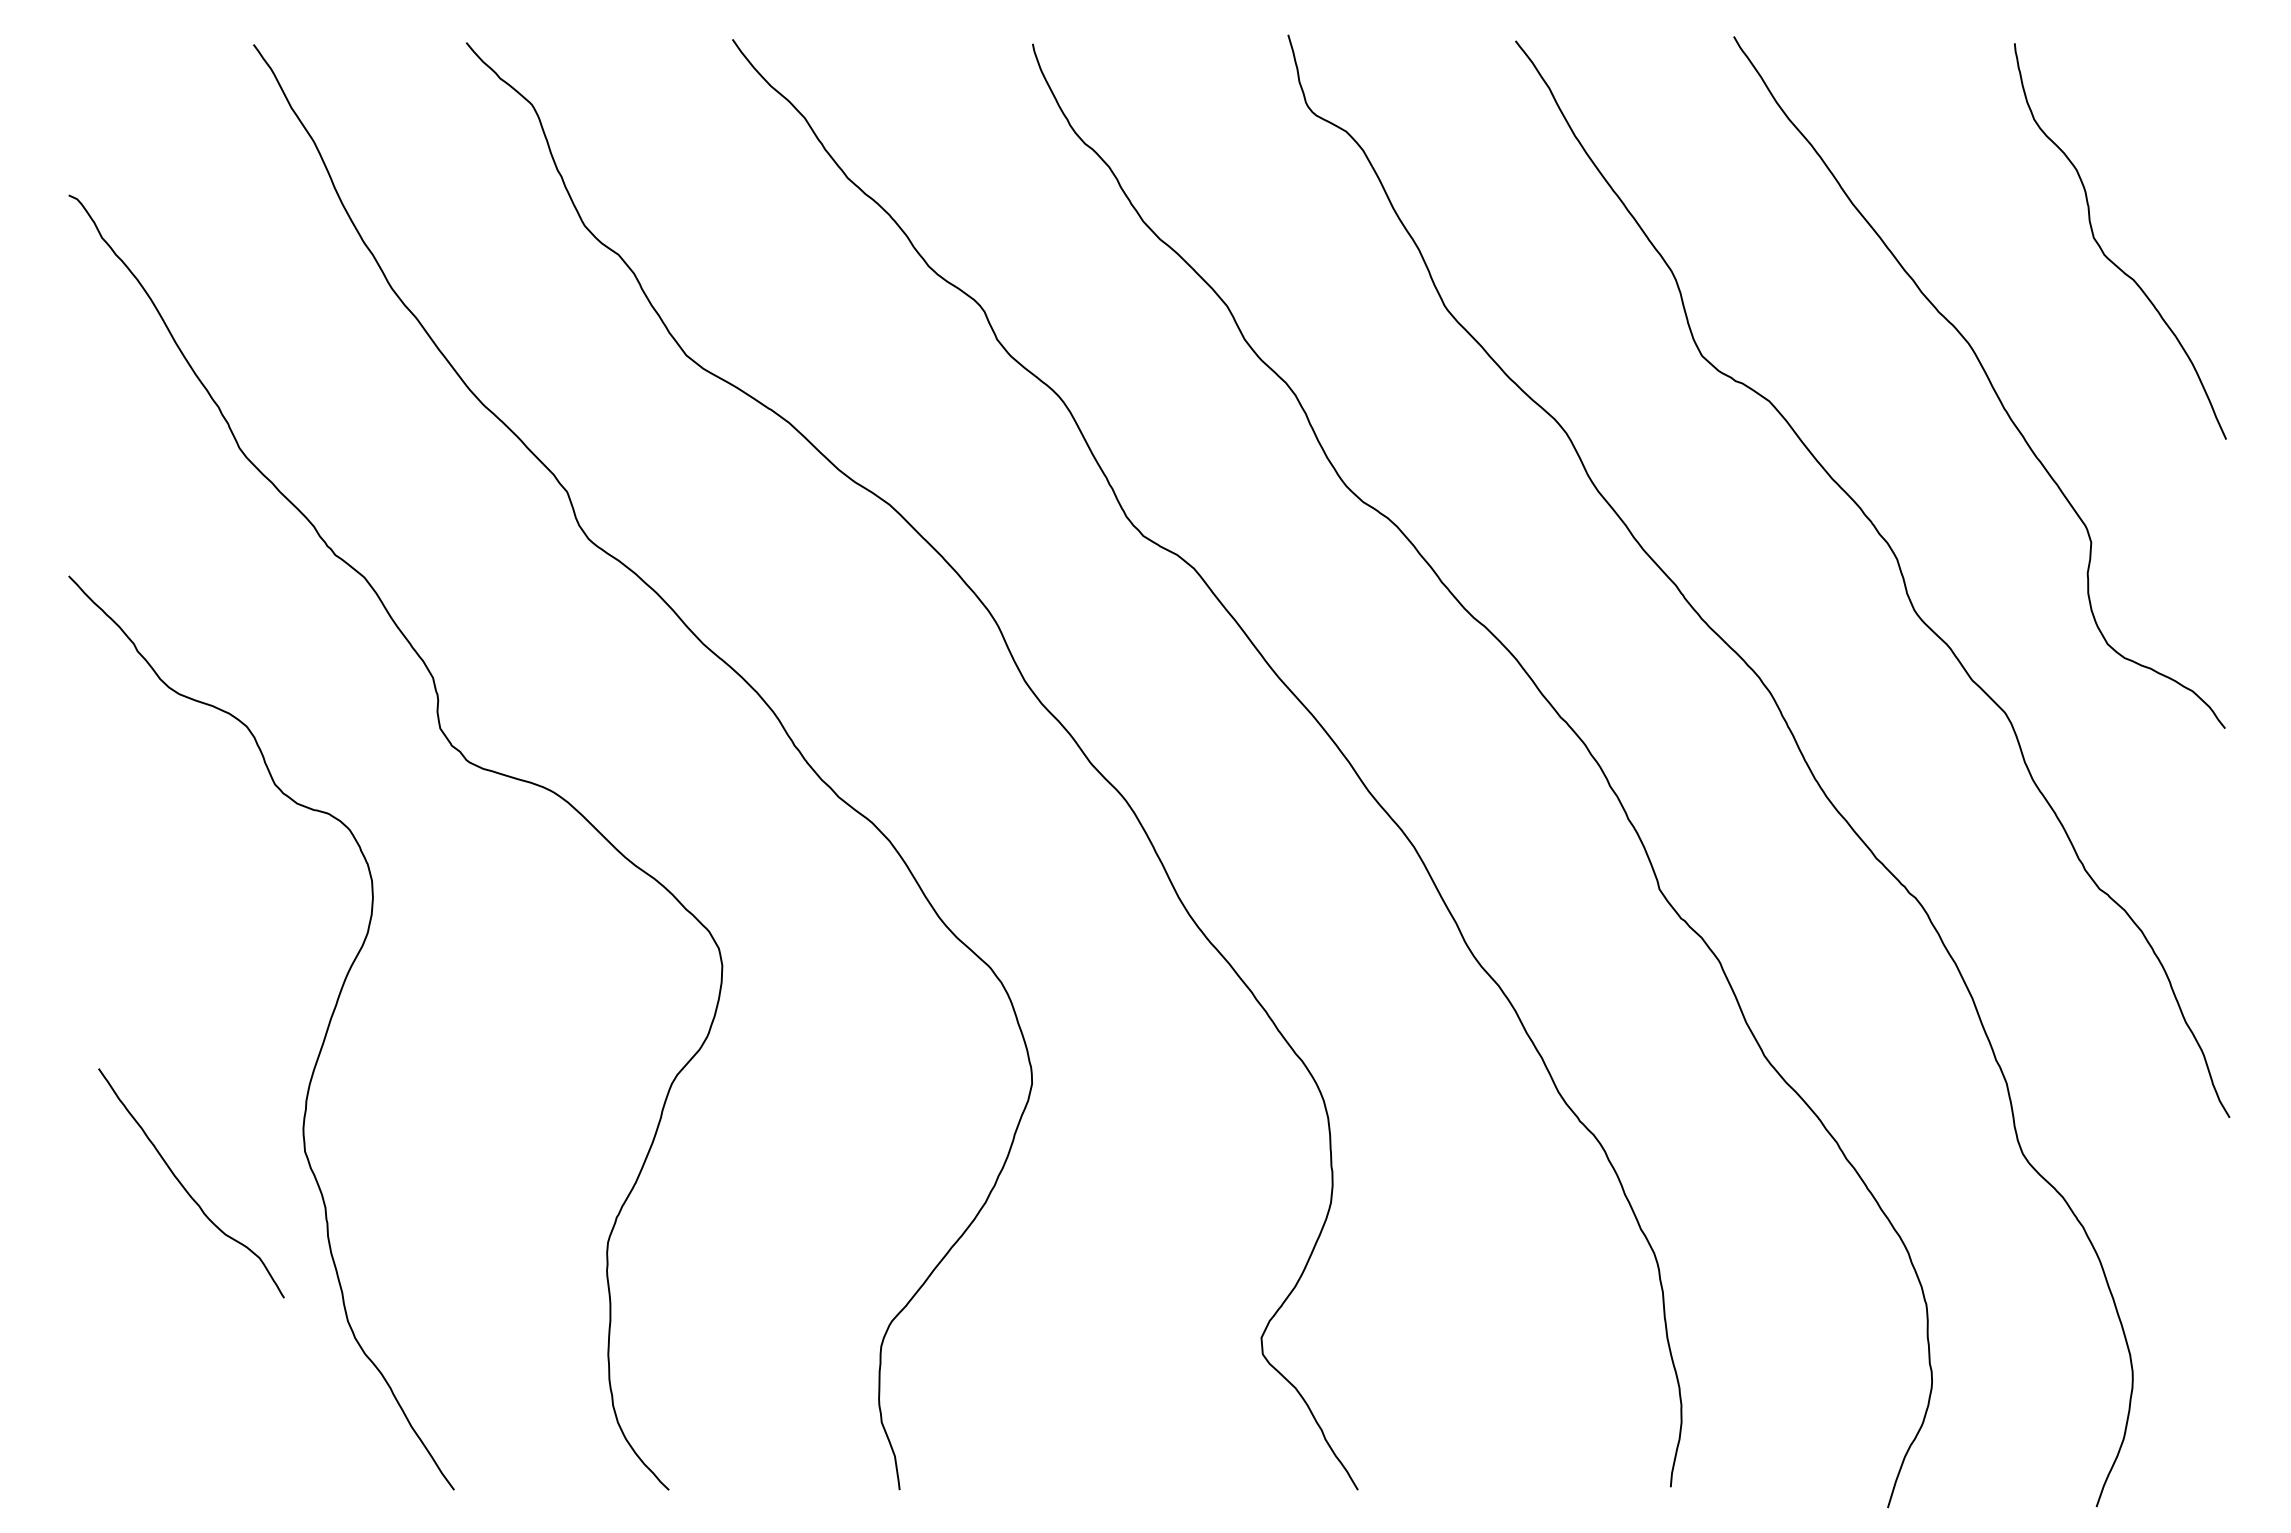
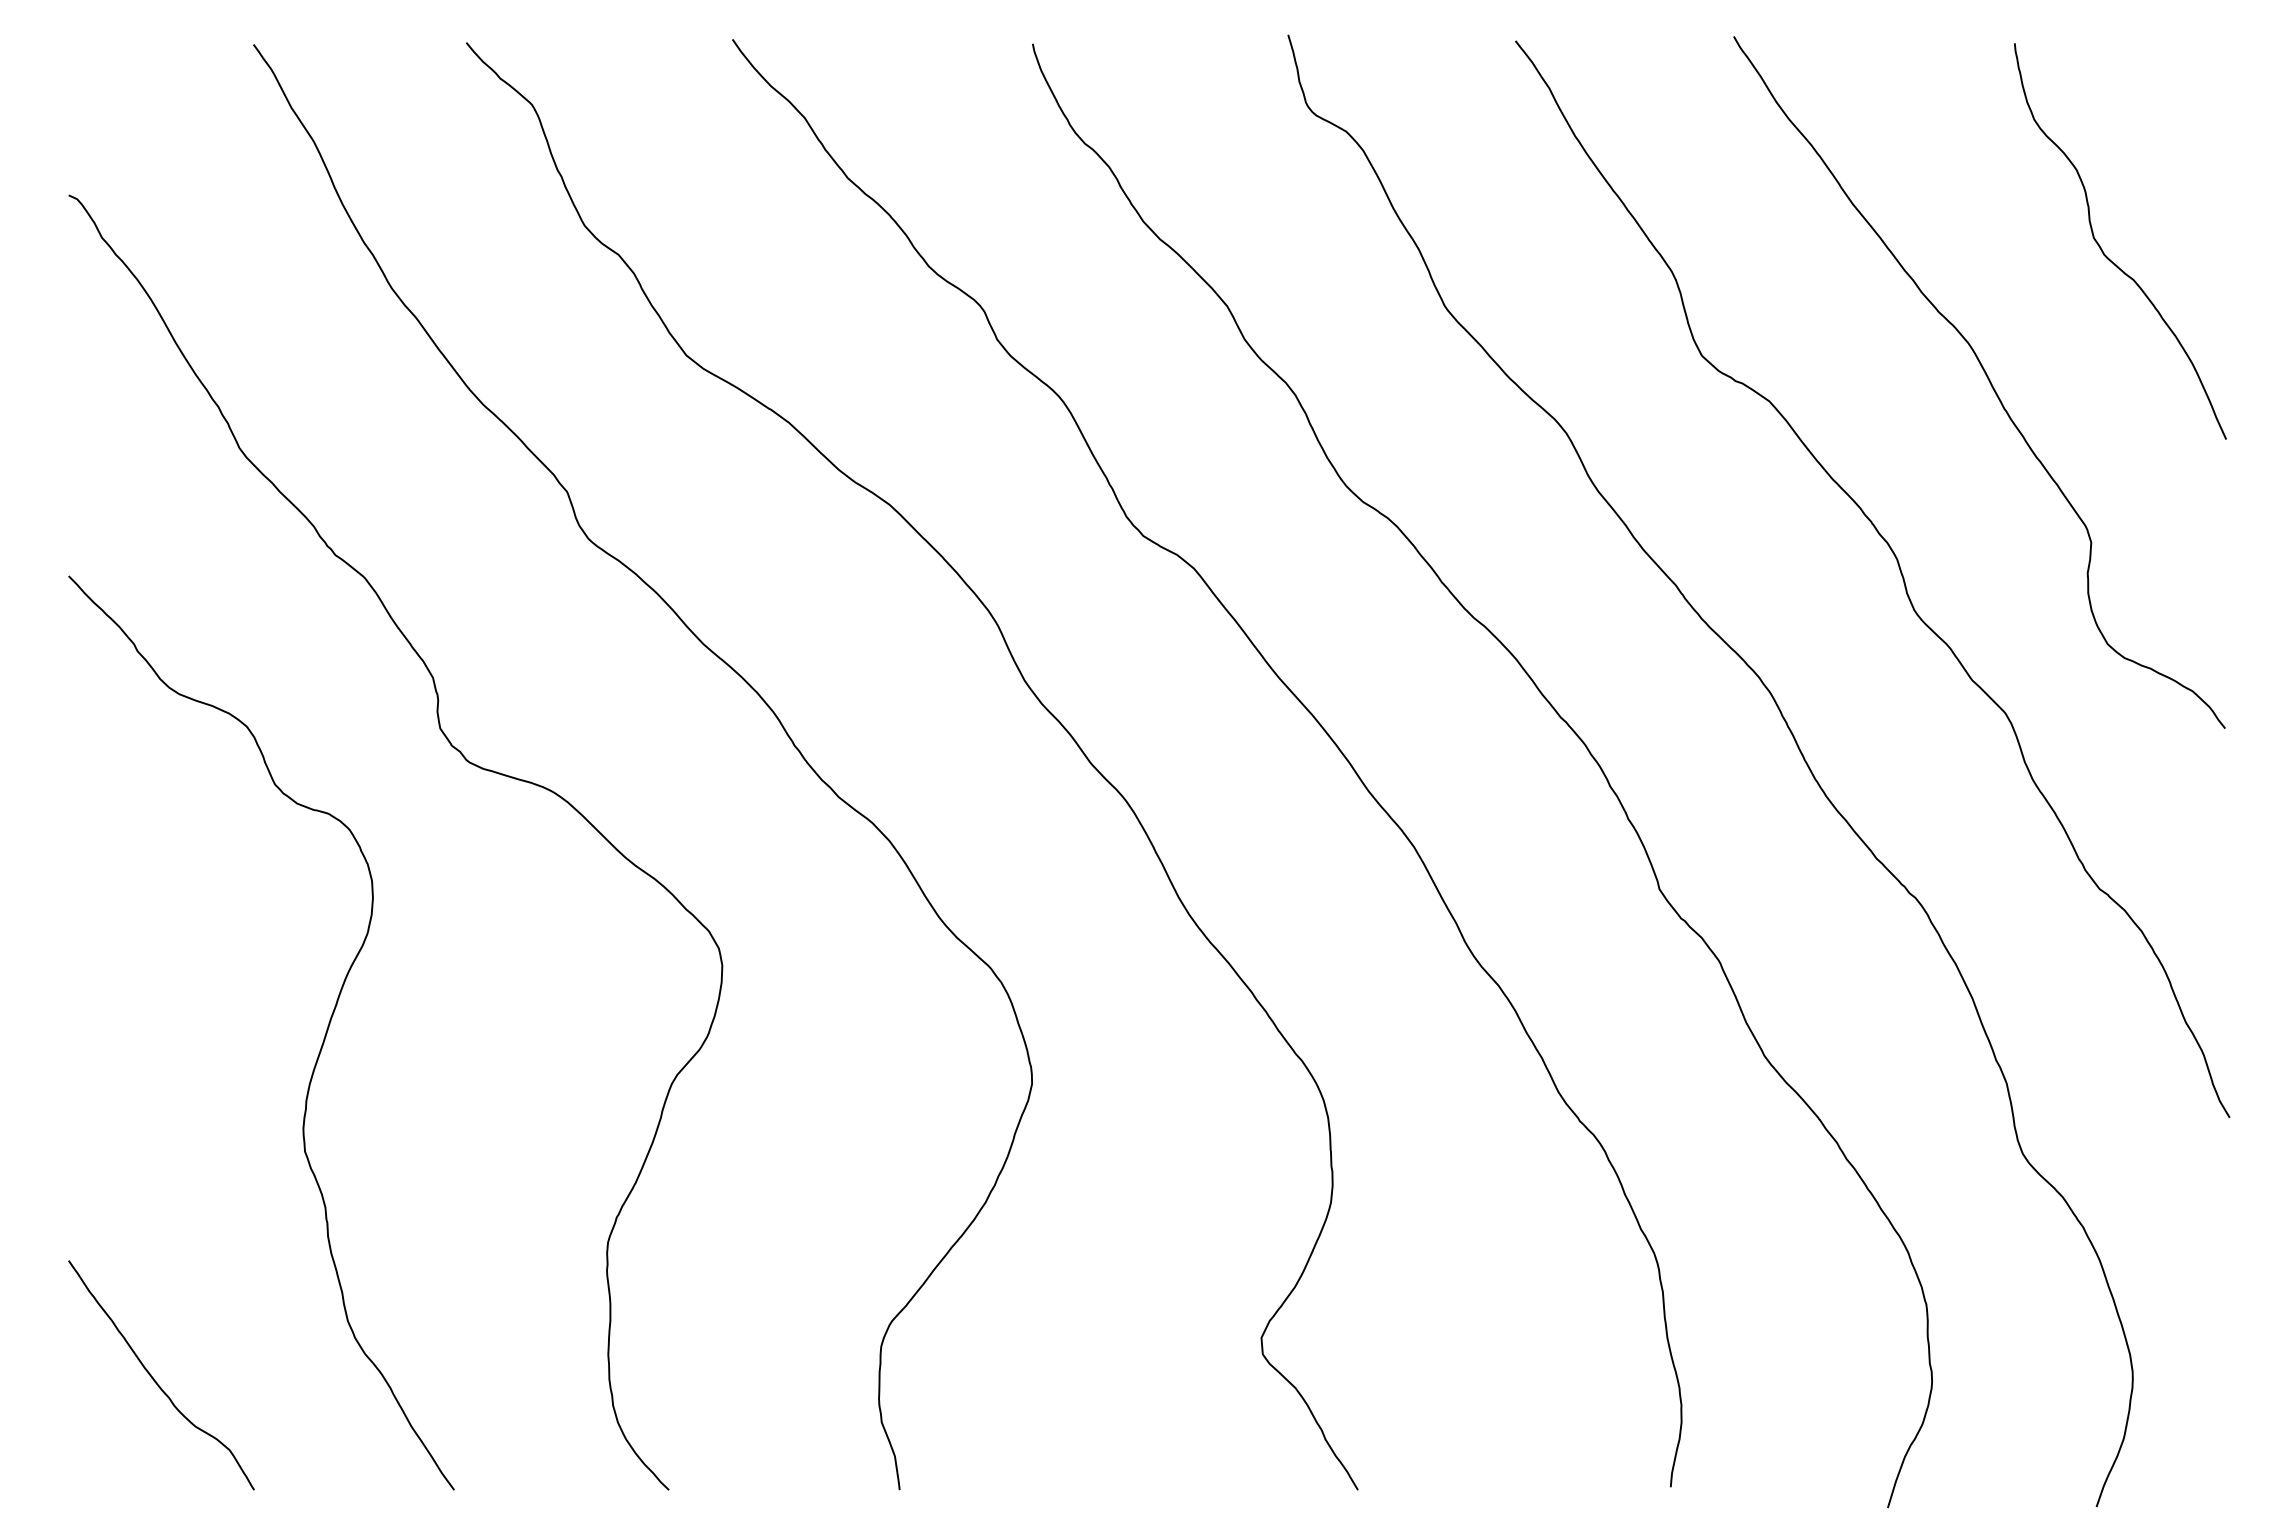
curve position: (184, 1186) -> (154, 1378) (154, 1378)
